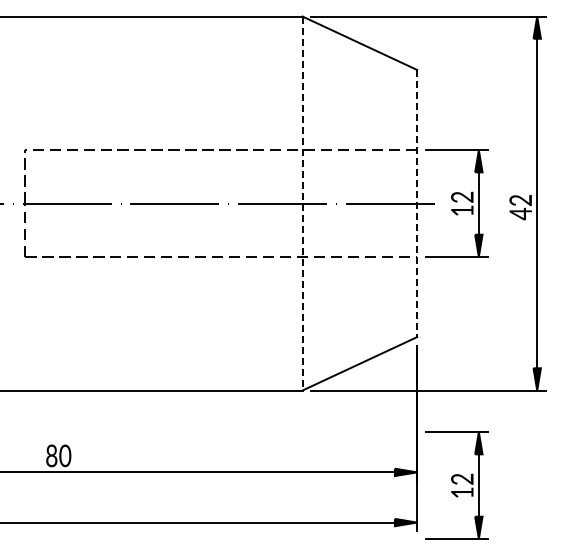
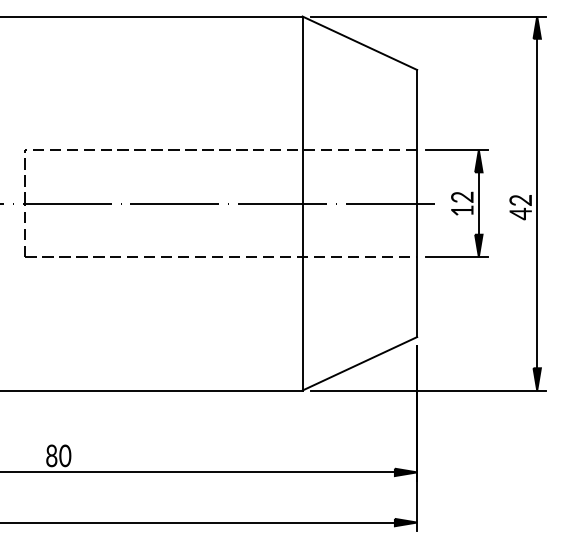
line: dashed -> solid (302, 203)
line: dashed -> solid (417, 203)
part: present -> none (456, 485)
